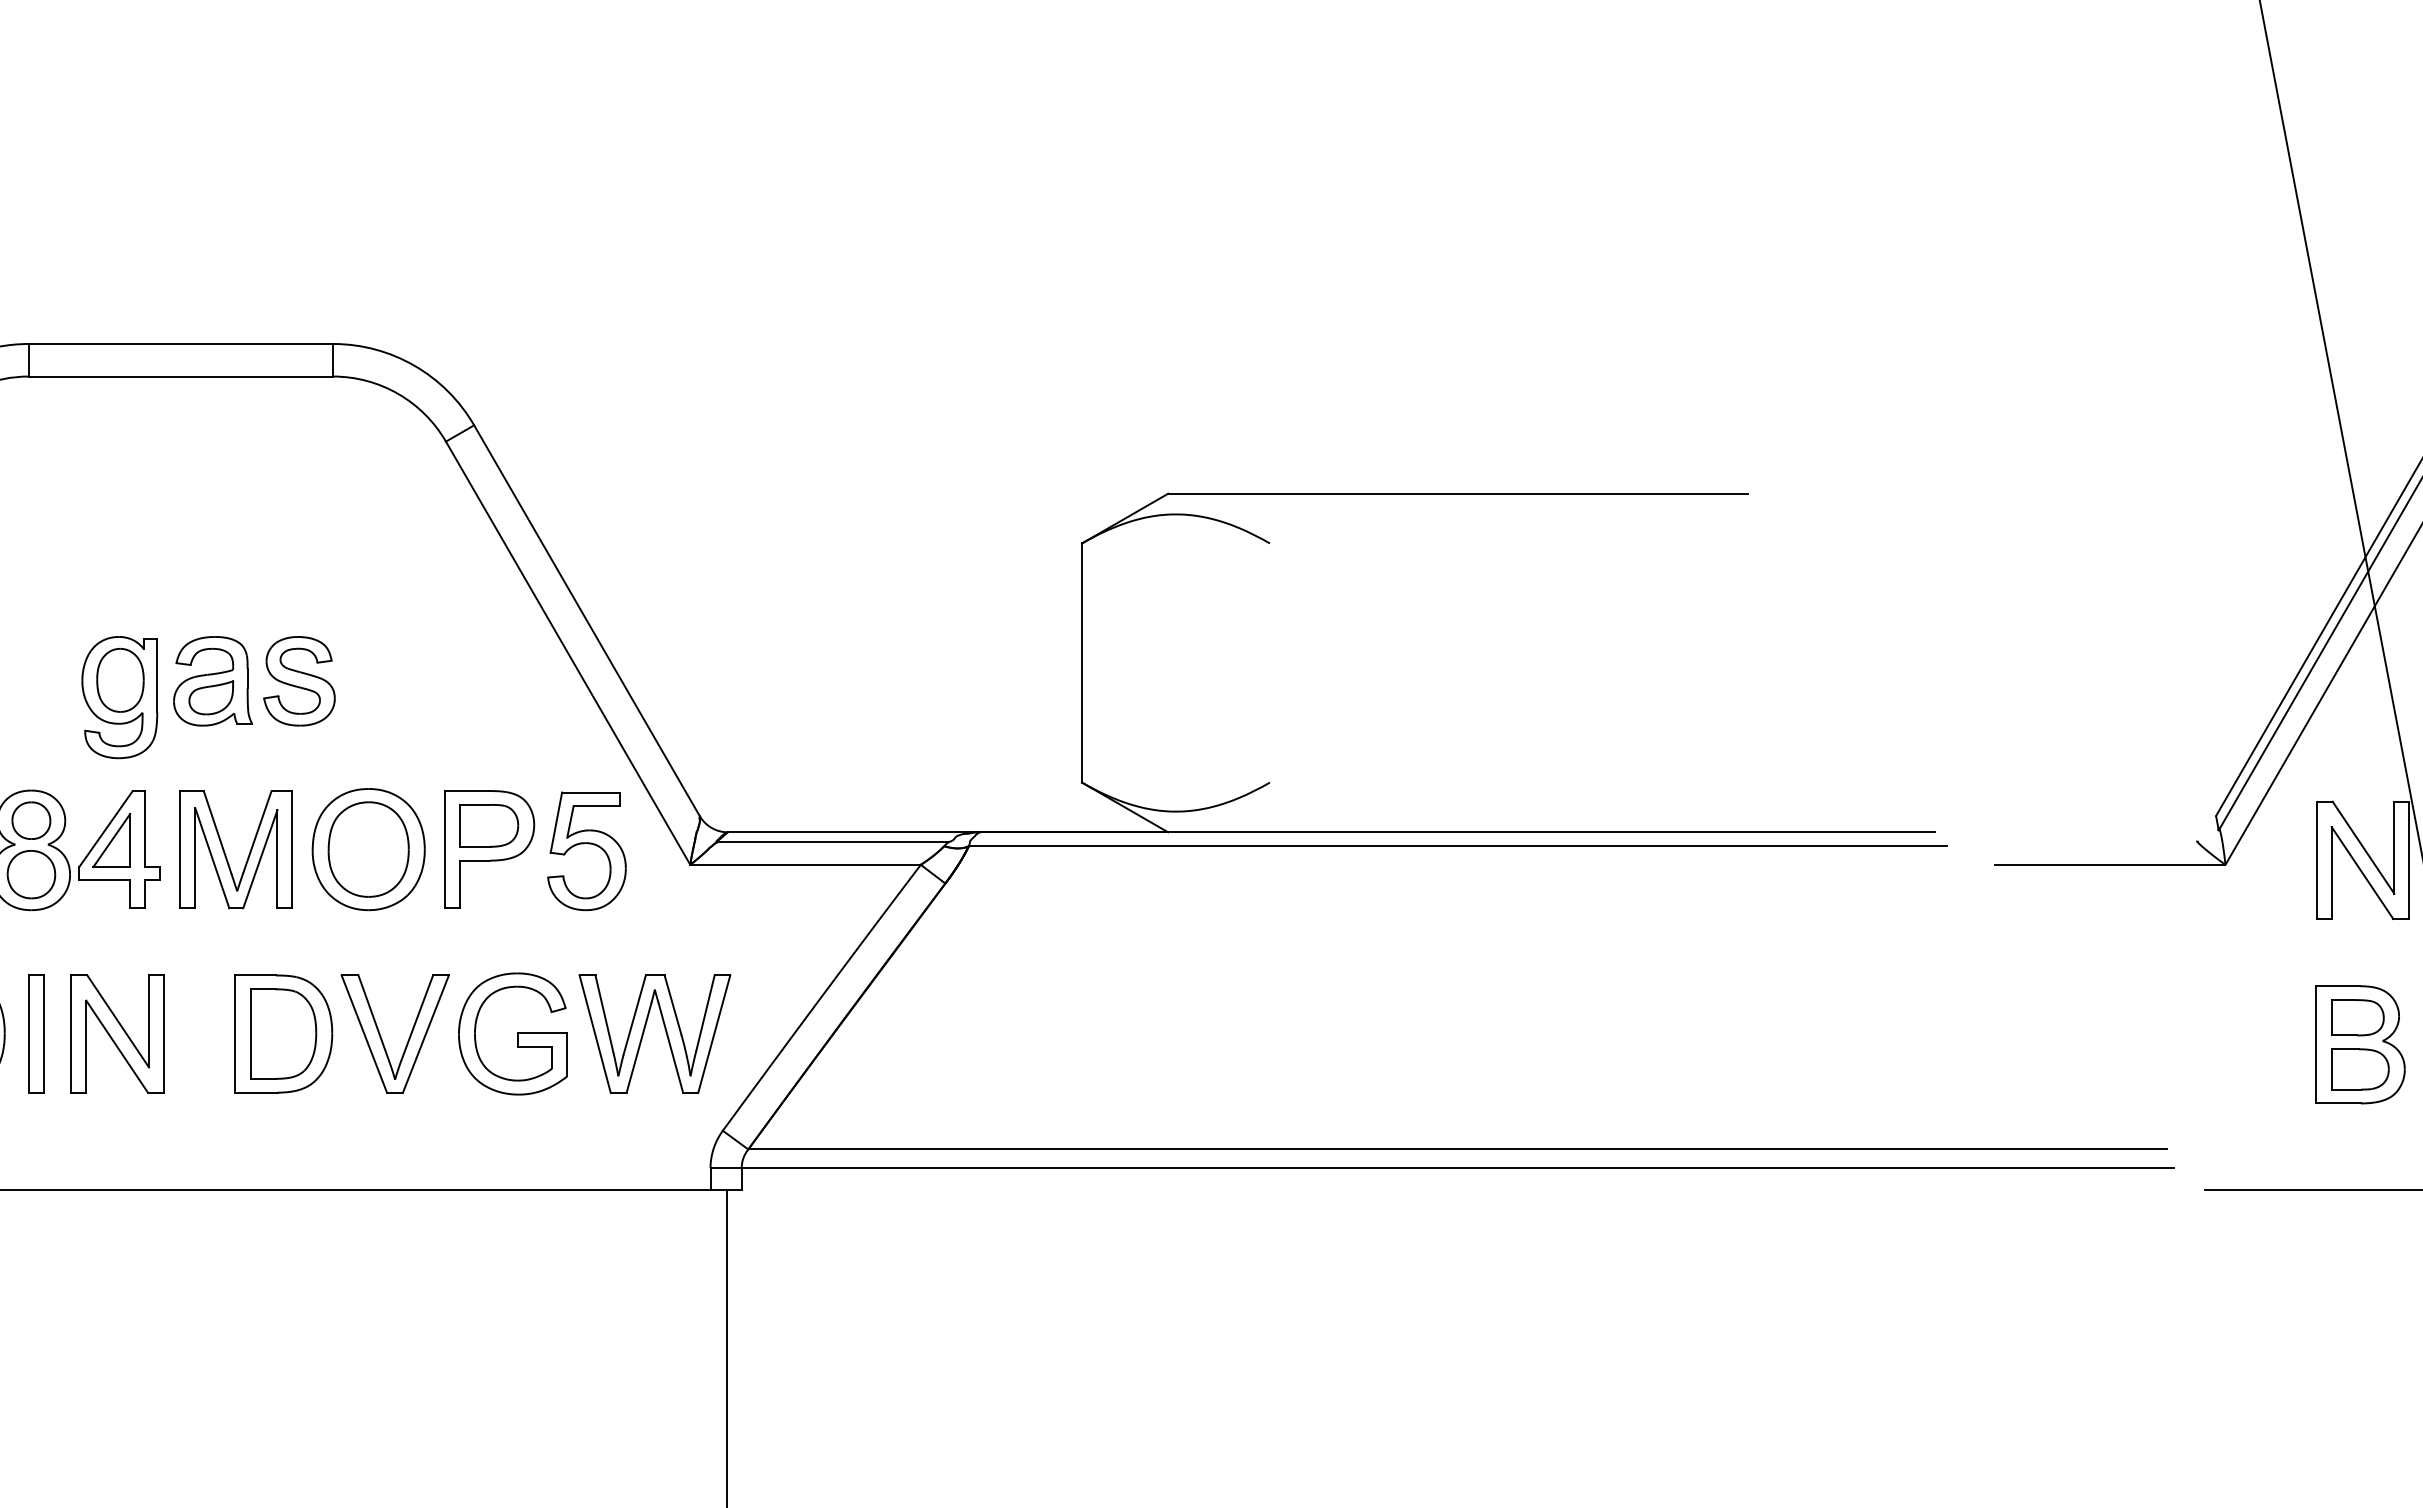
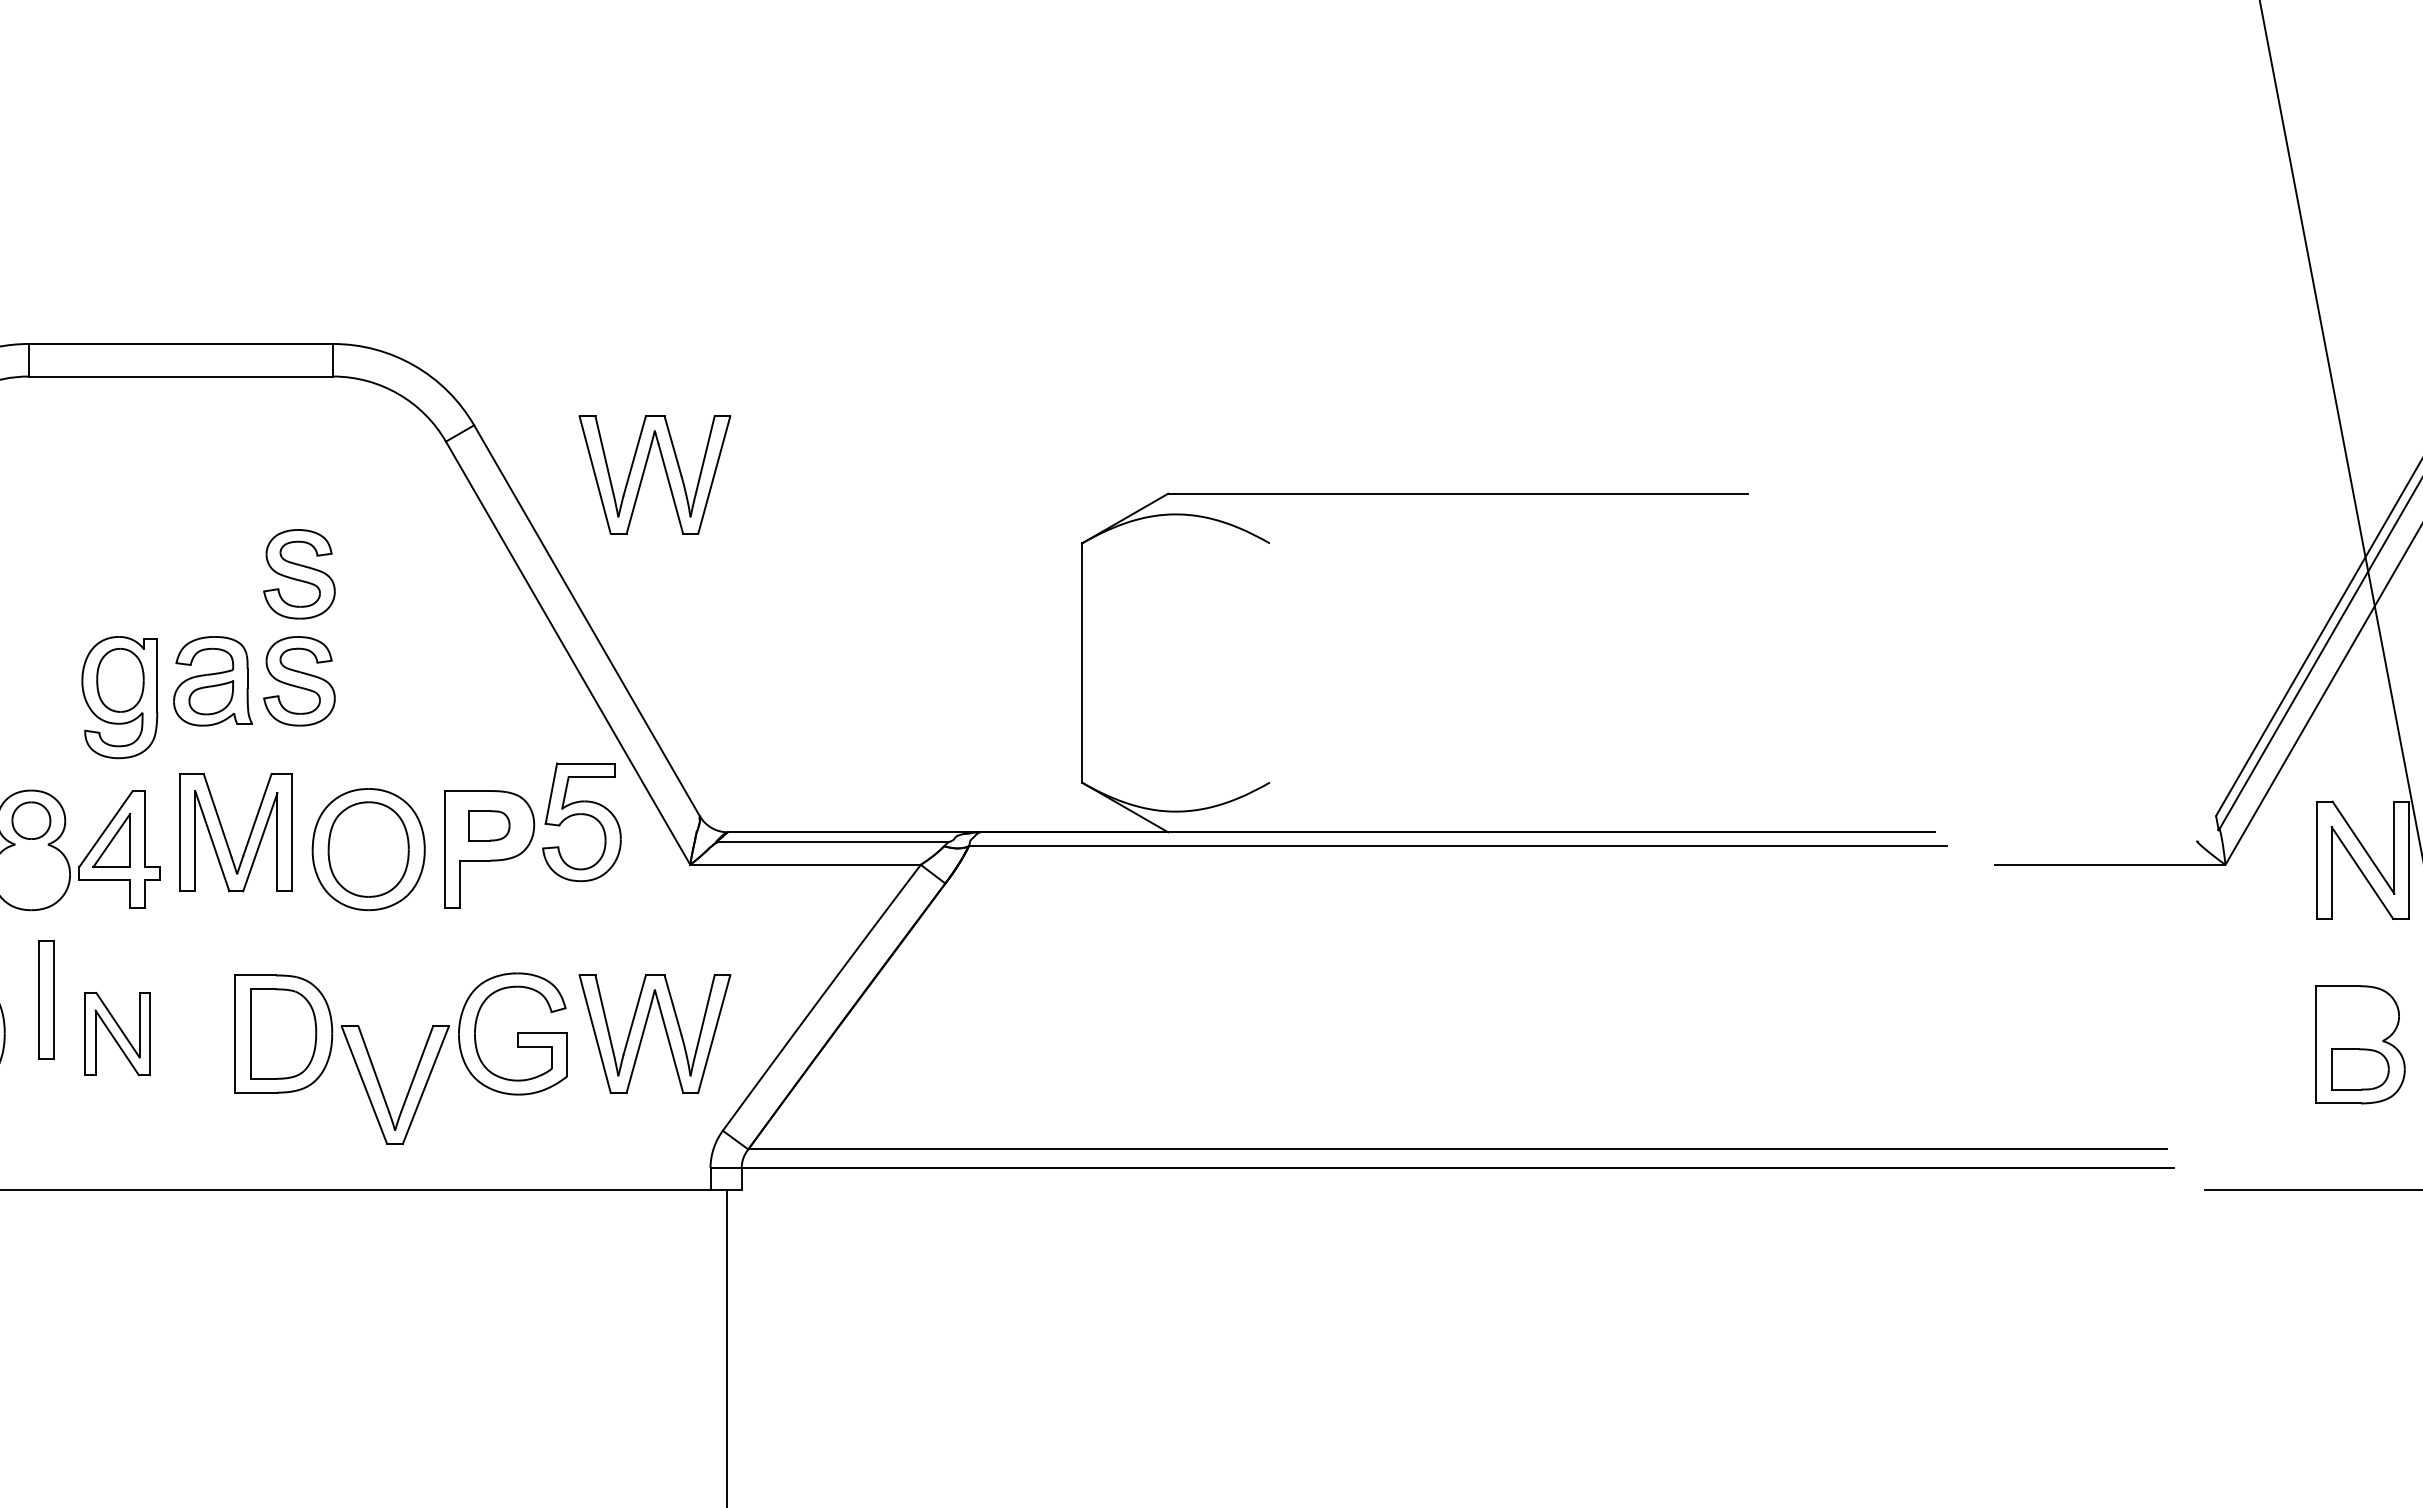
part: none -> present (645, 470)
part: none -> present (299, 574)
part size: 61x44 px -> 43x32 px (489, 825)
part position: (587, 844) -> (582, 815) (582, 815)
part position: (225, 852) -> (225, 835) (225, 835)
part: present -> none (31, 874)
part: present -> none (2357, 1017)
part position: (36, 1033) -> (46, 999) (46, 999)
part size: 95x120 px -> 67x85 px (117, 1034)
part position: (381, 1036) -> (381, 1087) (381, 1087)
